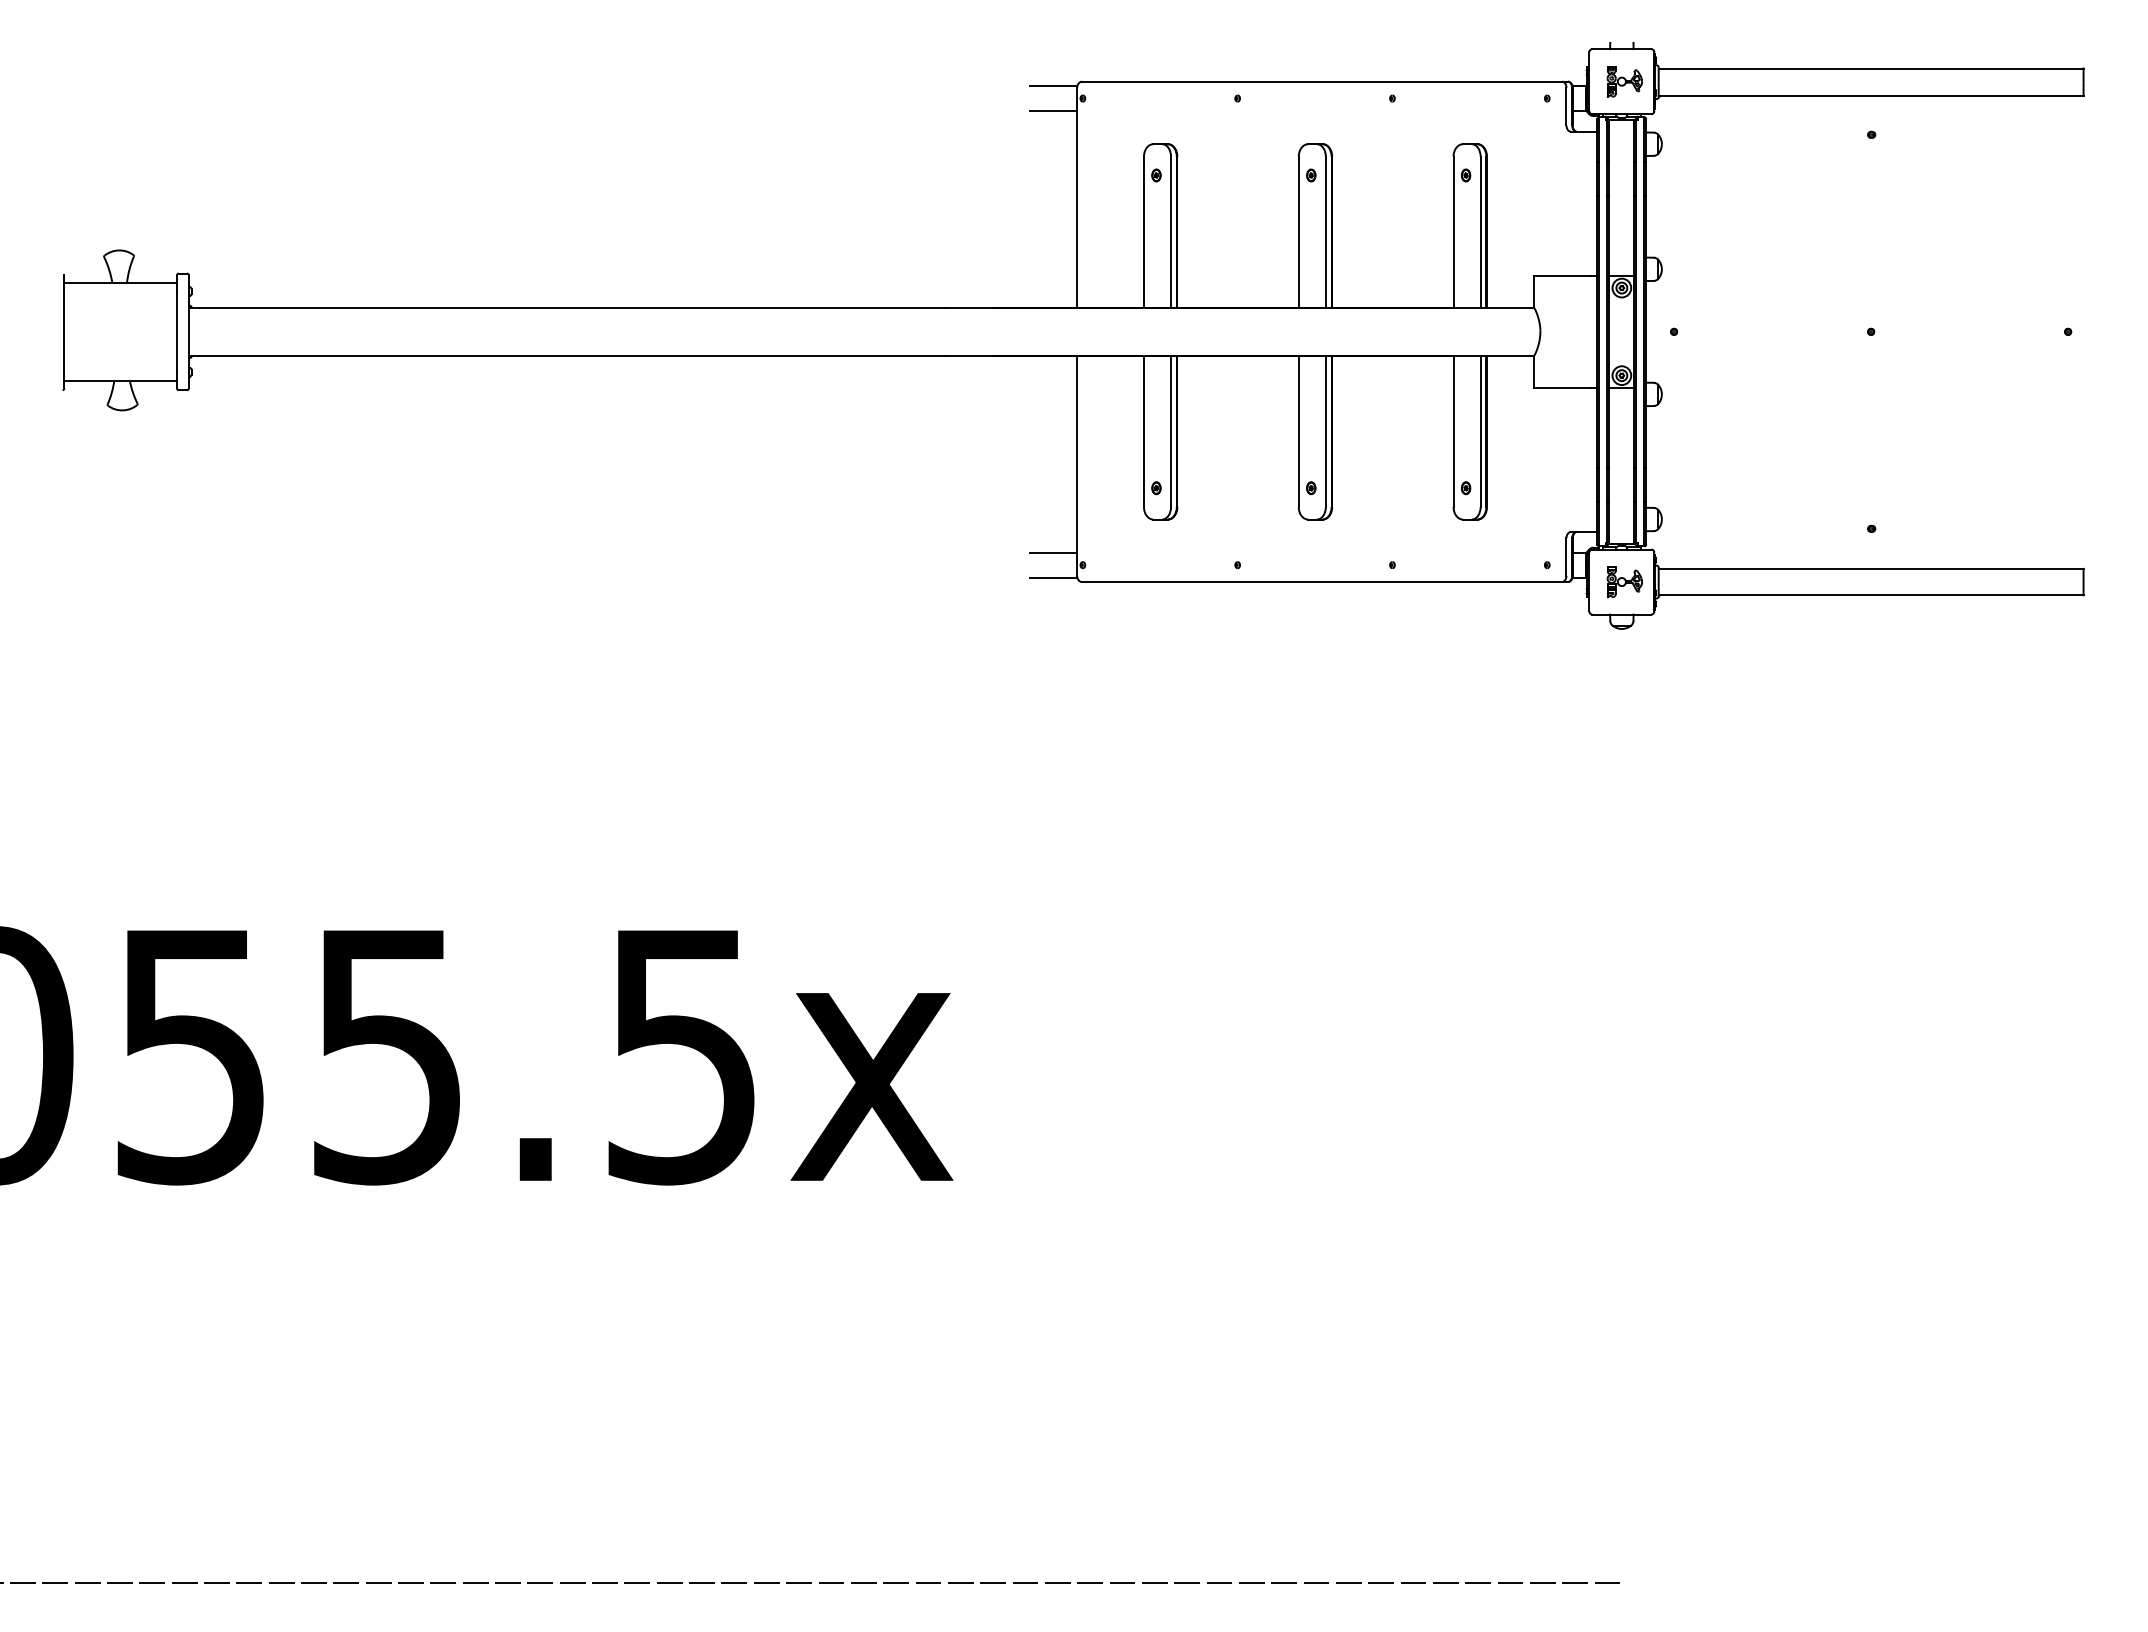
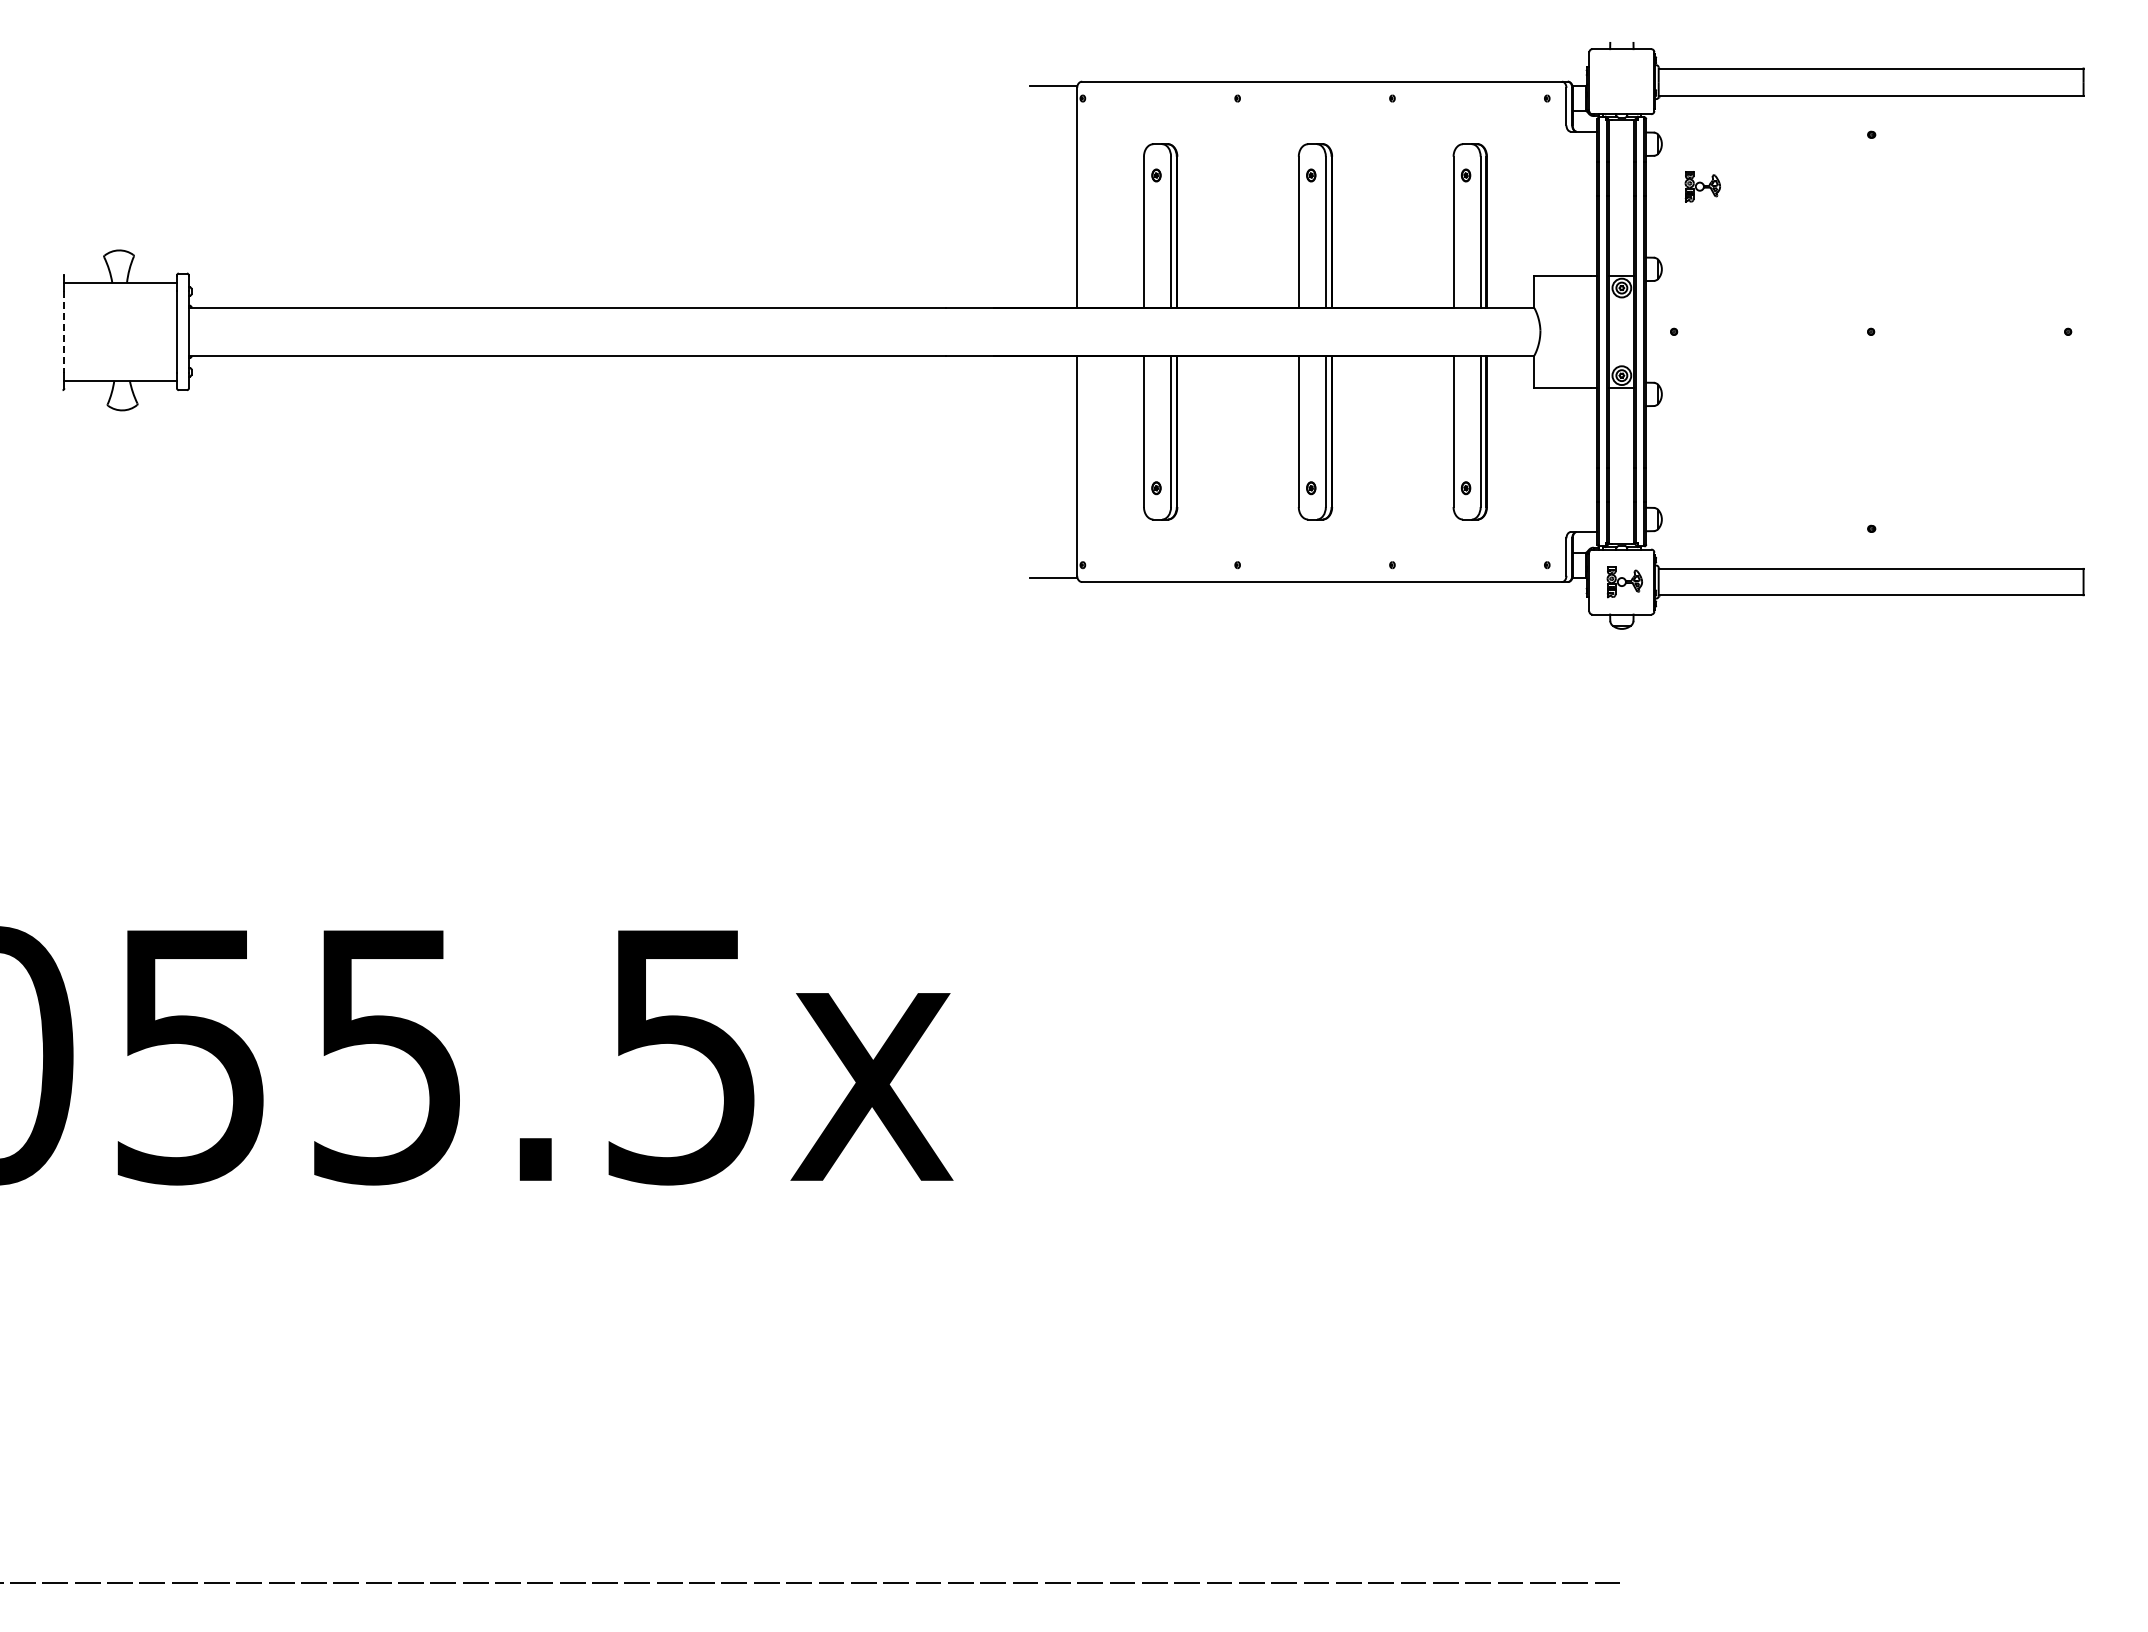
part position: (1624, 81) -> (1702, 186) (1702, 186)
line: present -> none (1053, 111)
line: solid -> dashed (64, 331)
line: present -> none (1053, 552)
